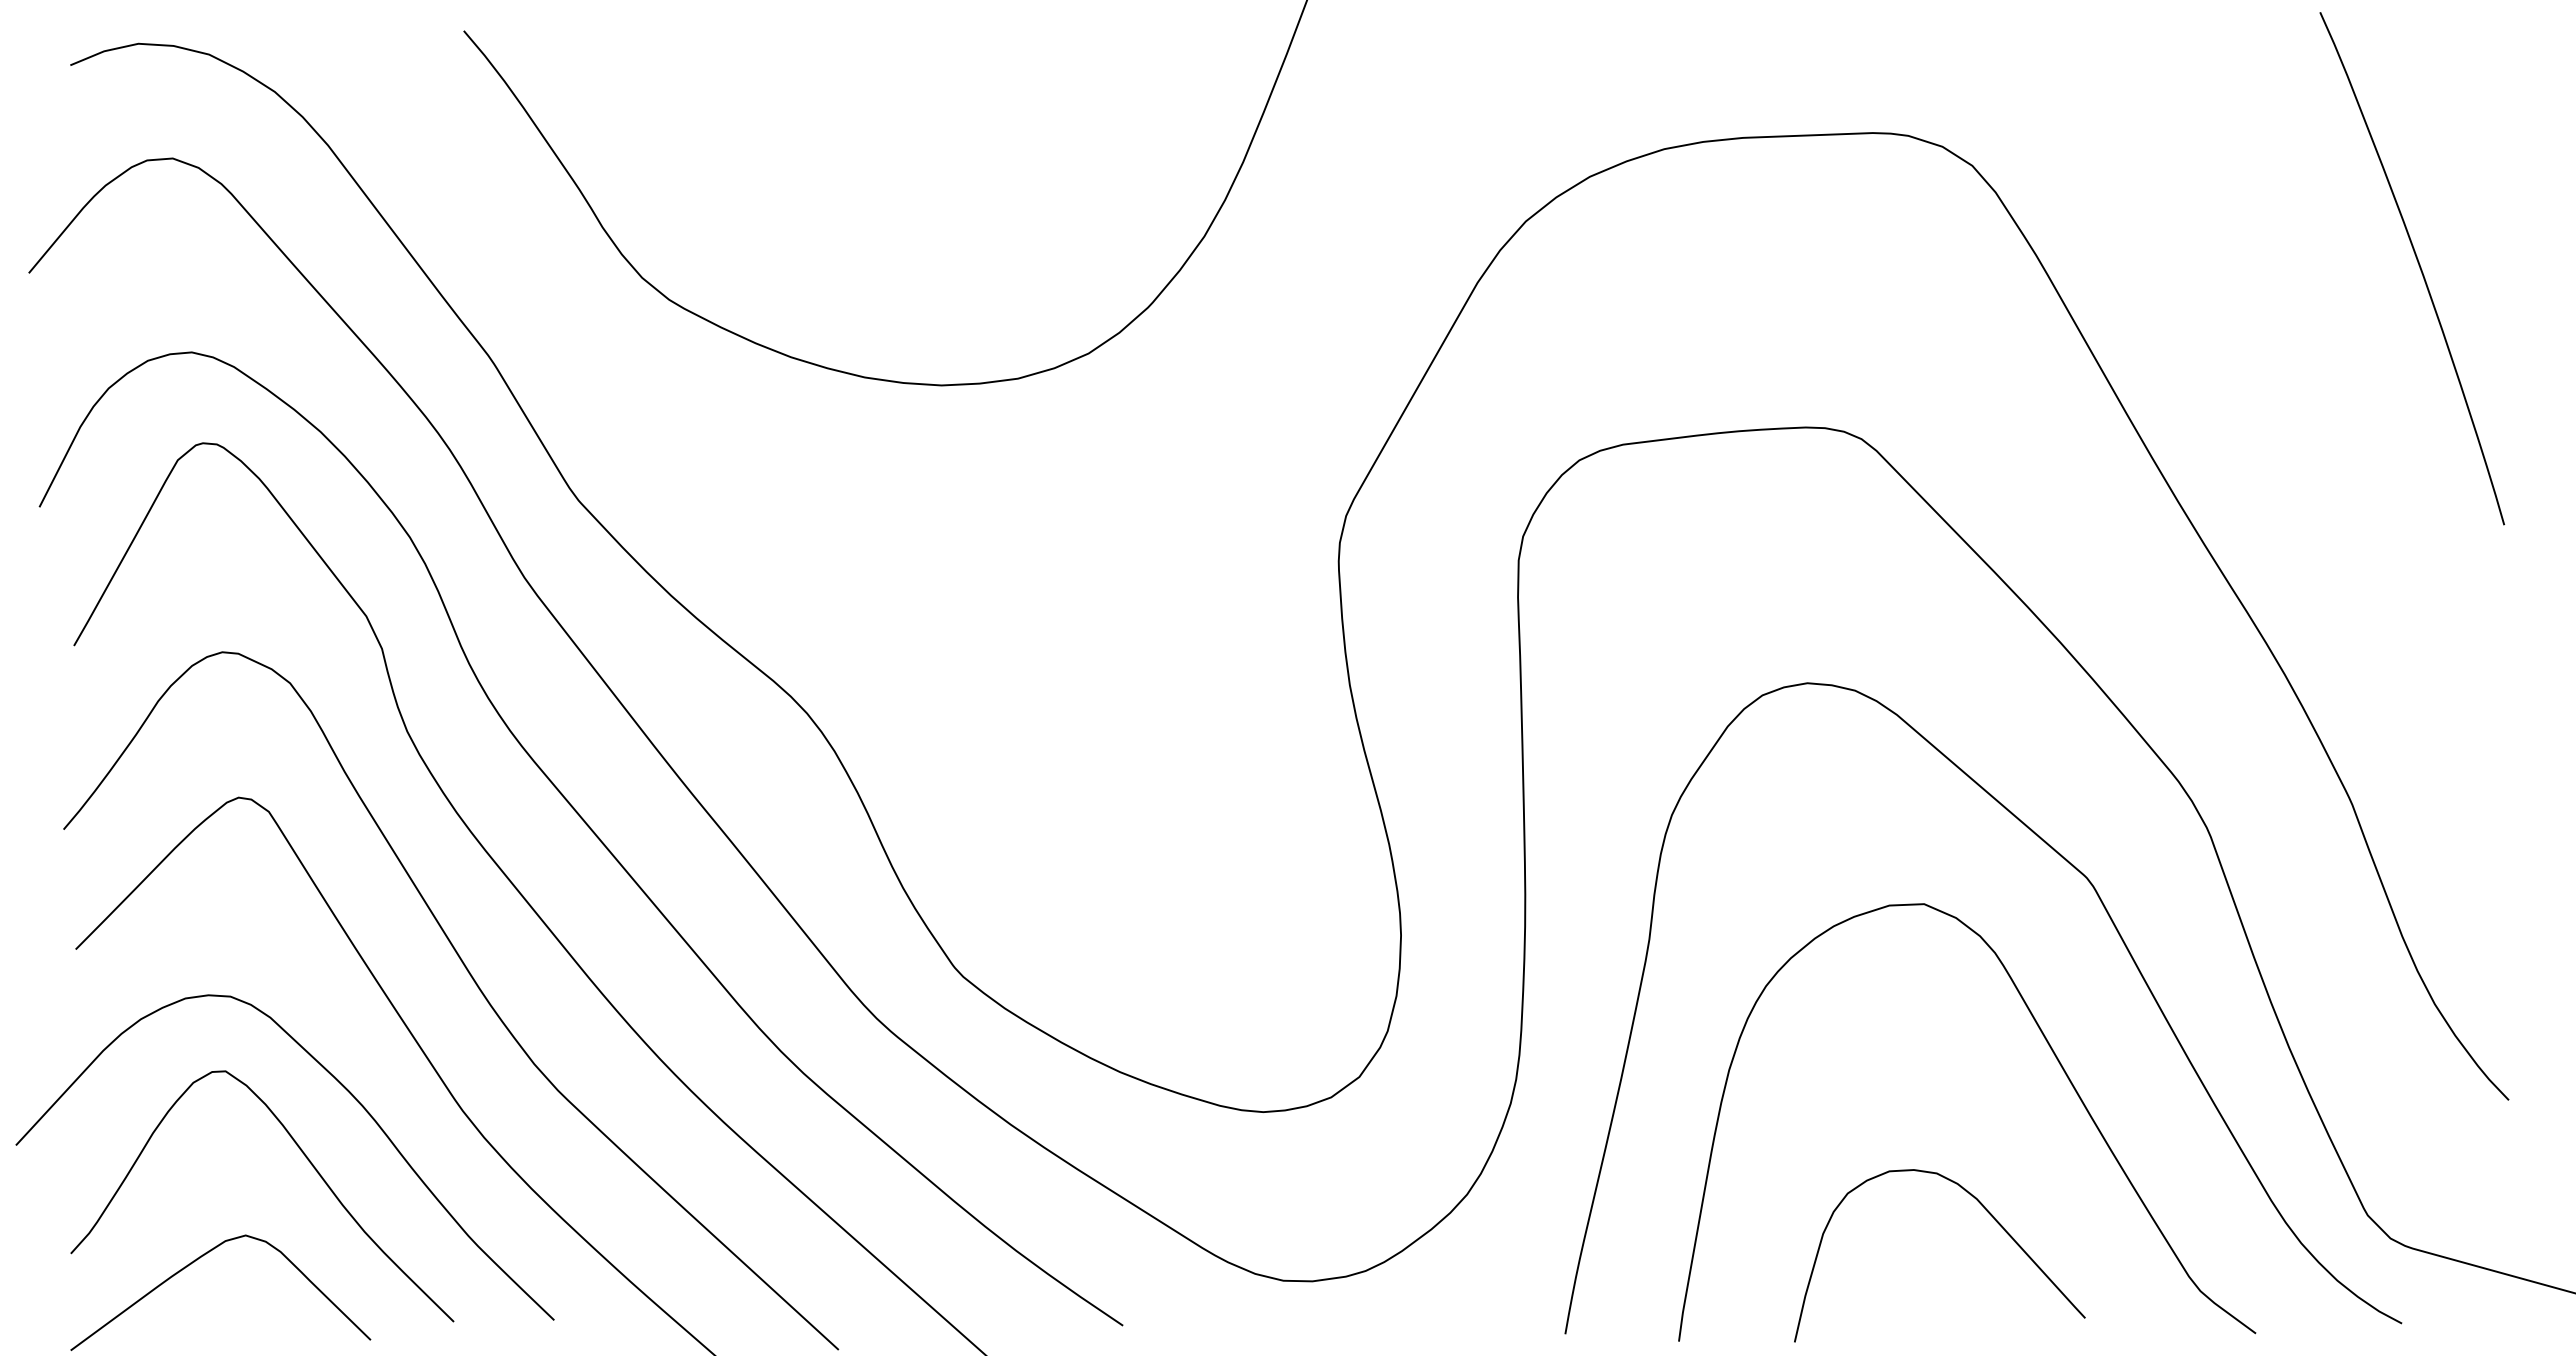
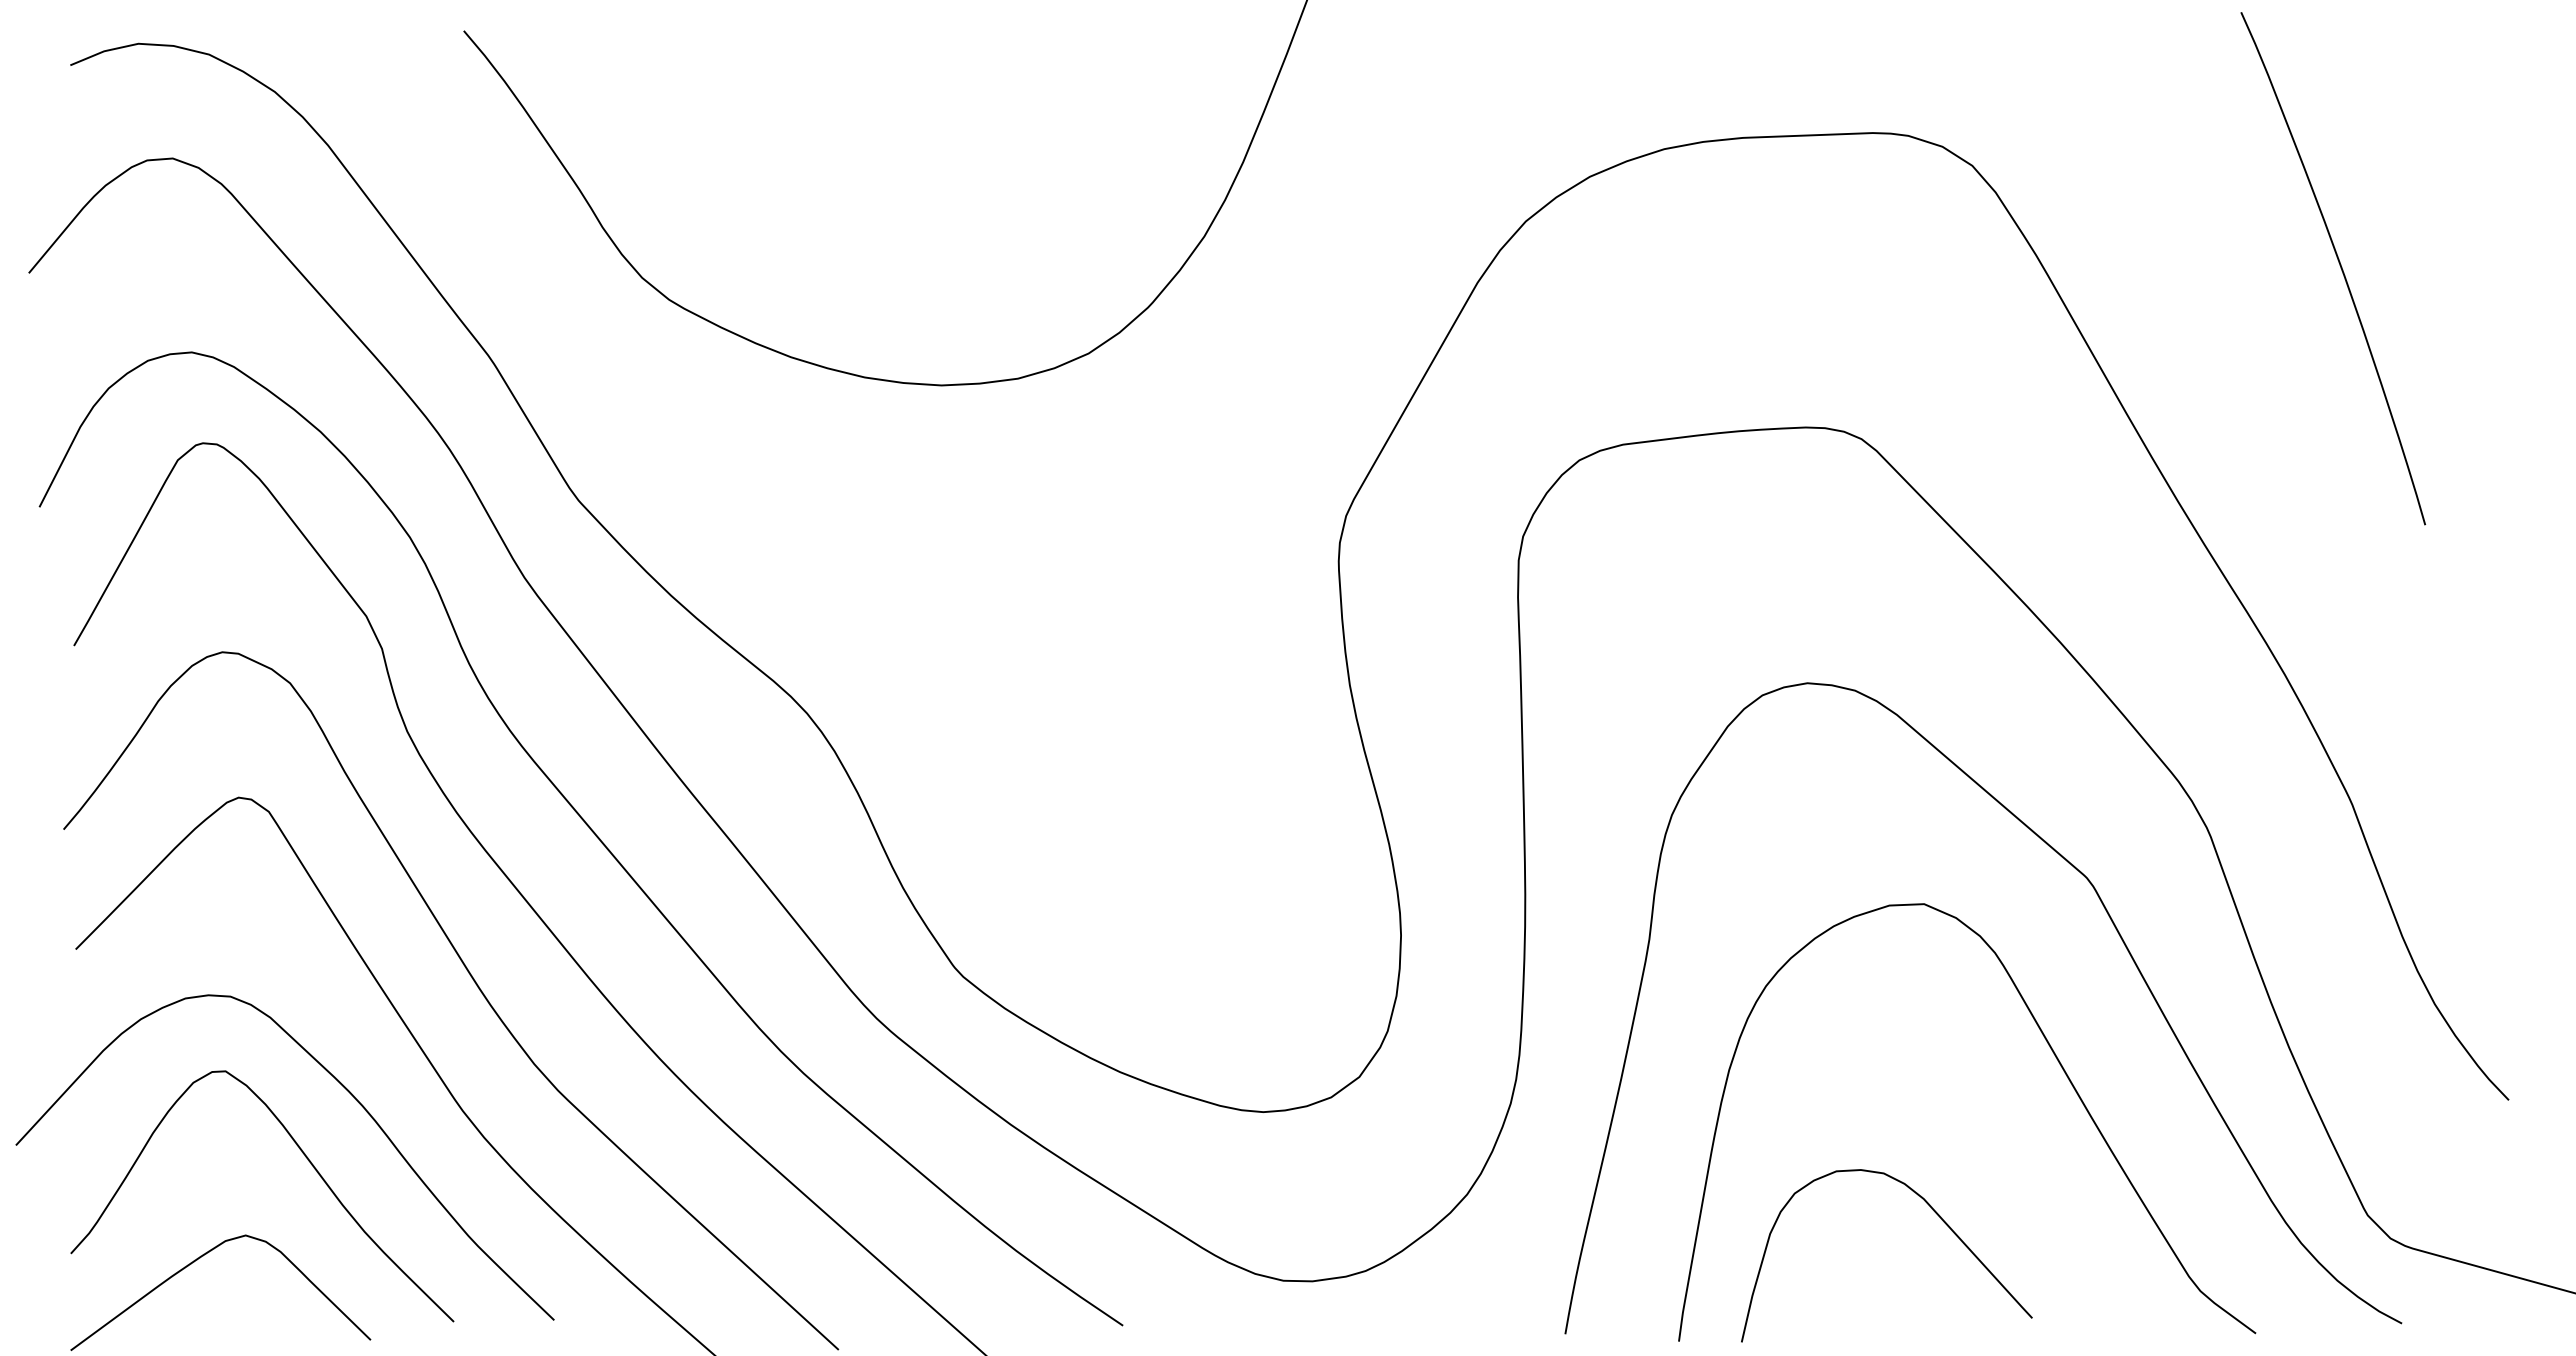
curve position: (2418, 265) -> (2339, 265) (2339, 265)
curve position: (1985, 1210) -> (1932, 1210) (1932, 1210)
